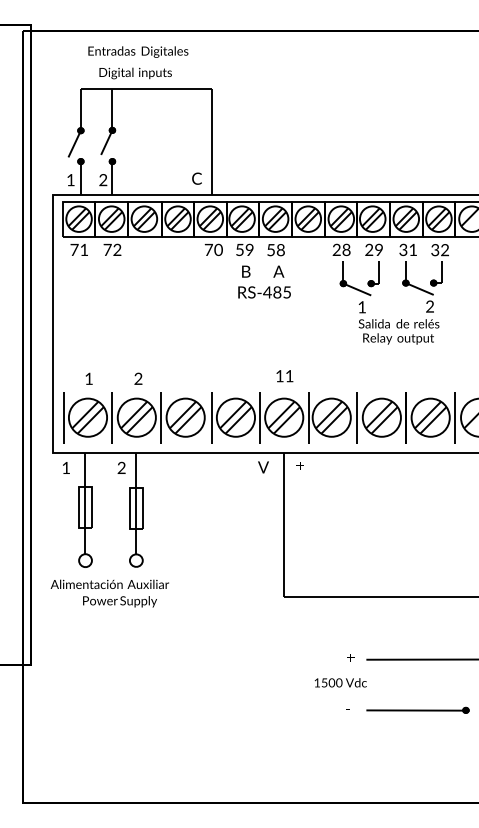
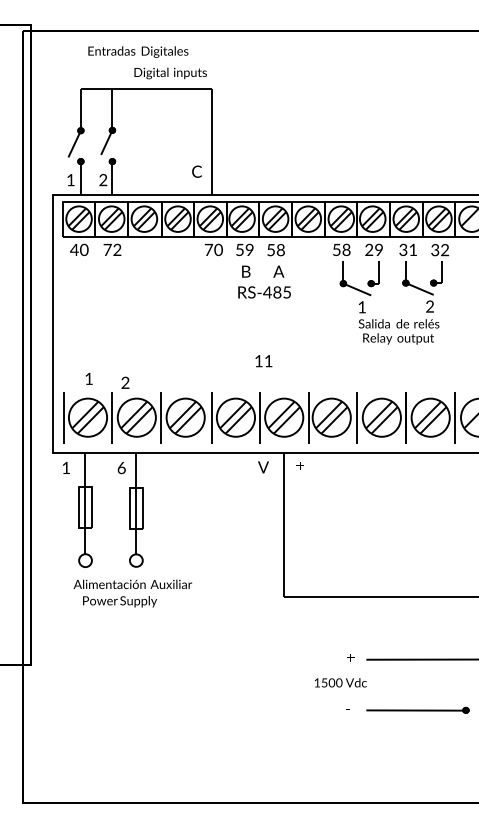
text position: (135, 73) -> (170, 73) (170, 73)
text position: (196, 178) -> (196, 171) (196, 171)
text: 71 -> 40 (79, 249)
text: 28 -> 58 (336, 249)
text position: (284, 376) -> (263, 361) (263, 361)
text position: (138, 378) -> (125, 382) (125, 382)
text: 2 -> 6 (121, 467)
text position: (109, 583) -> (132, 583) (132, 583)
